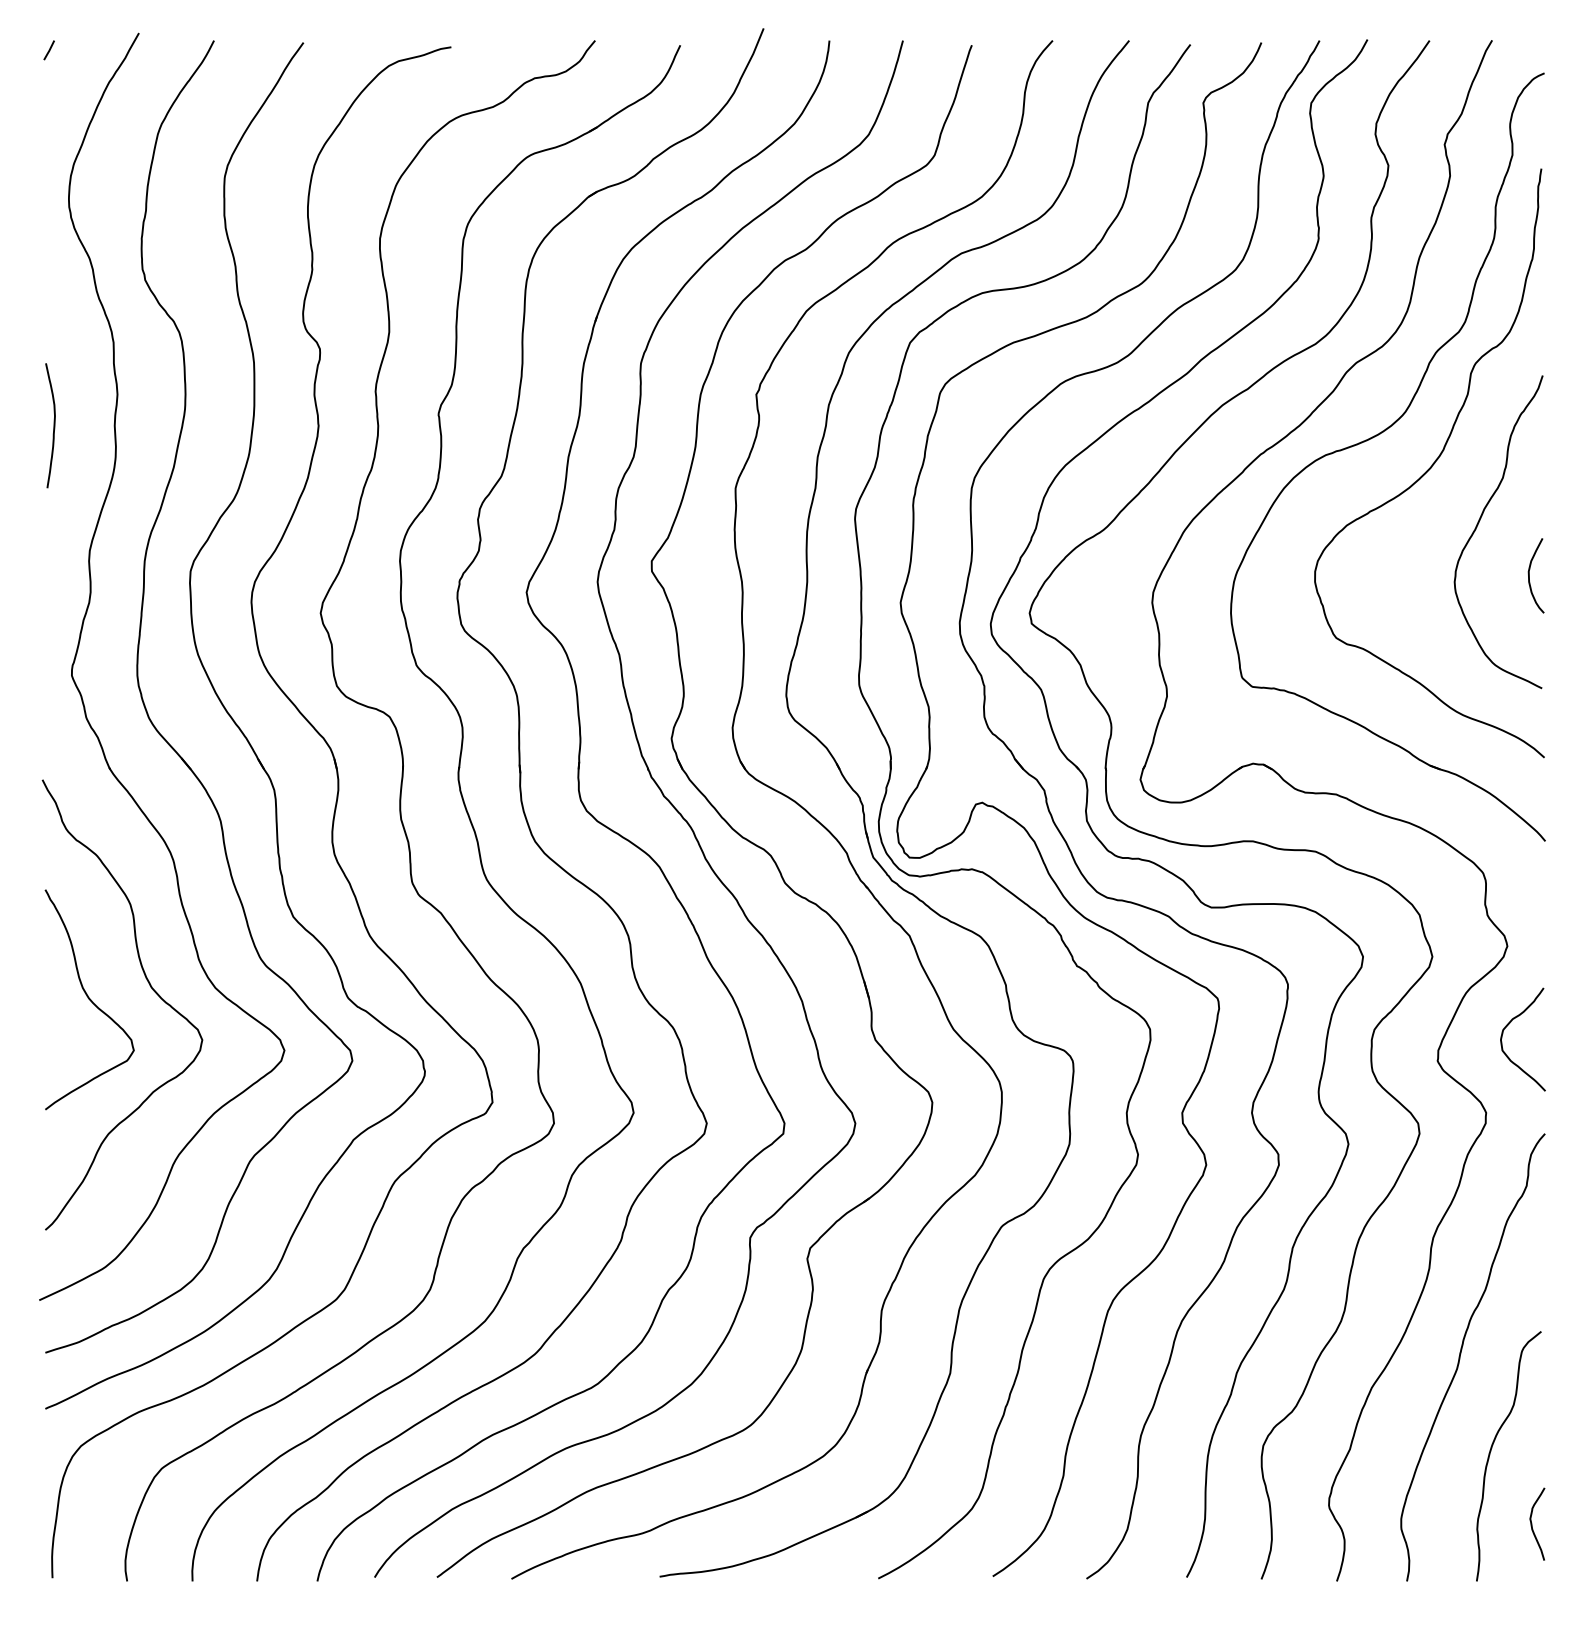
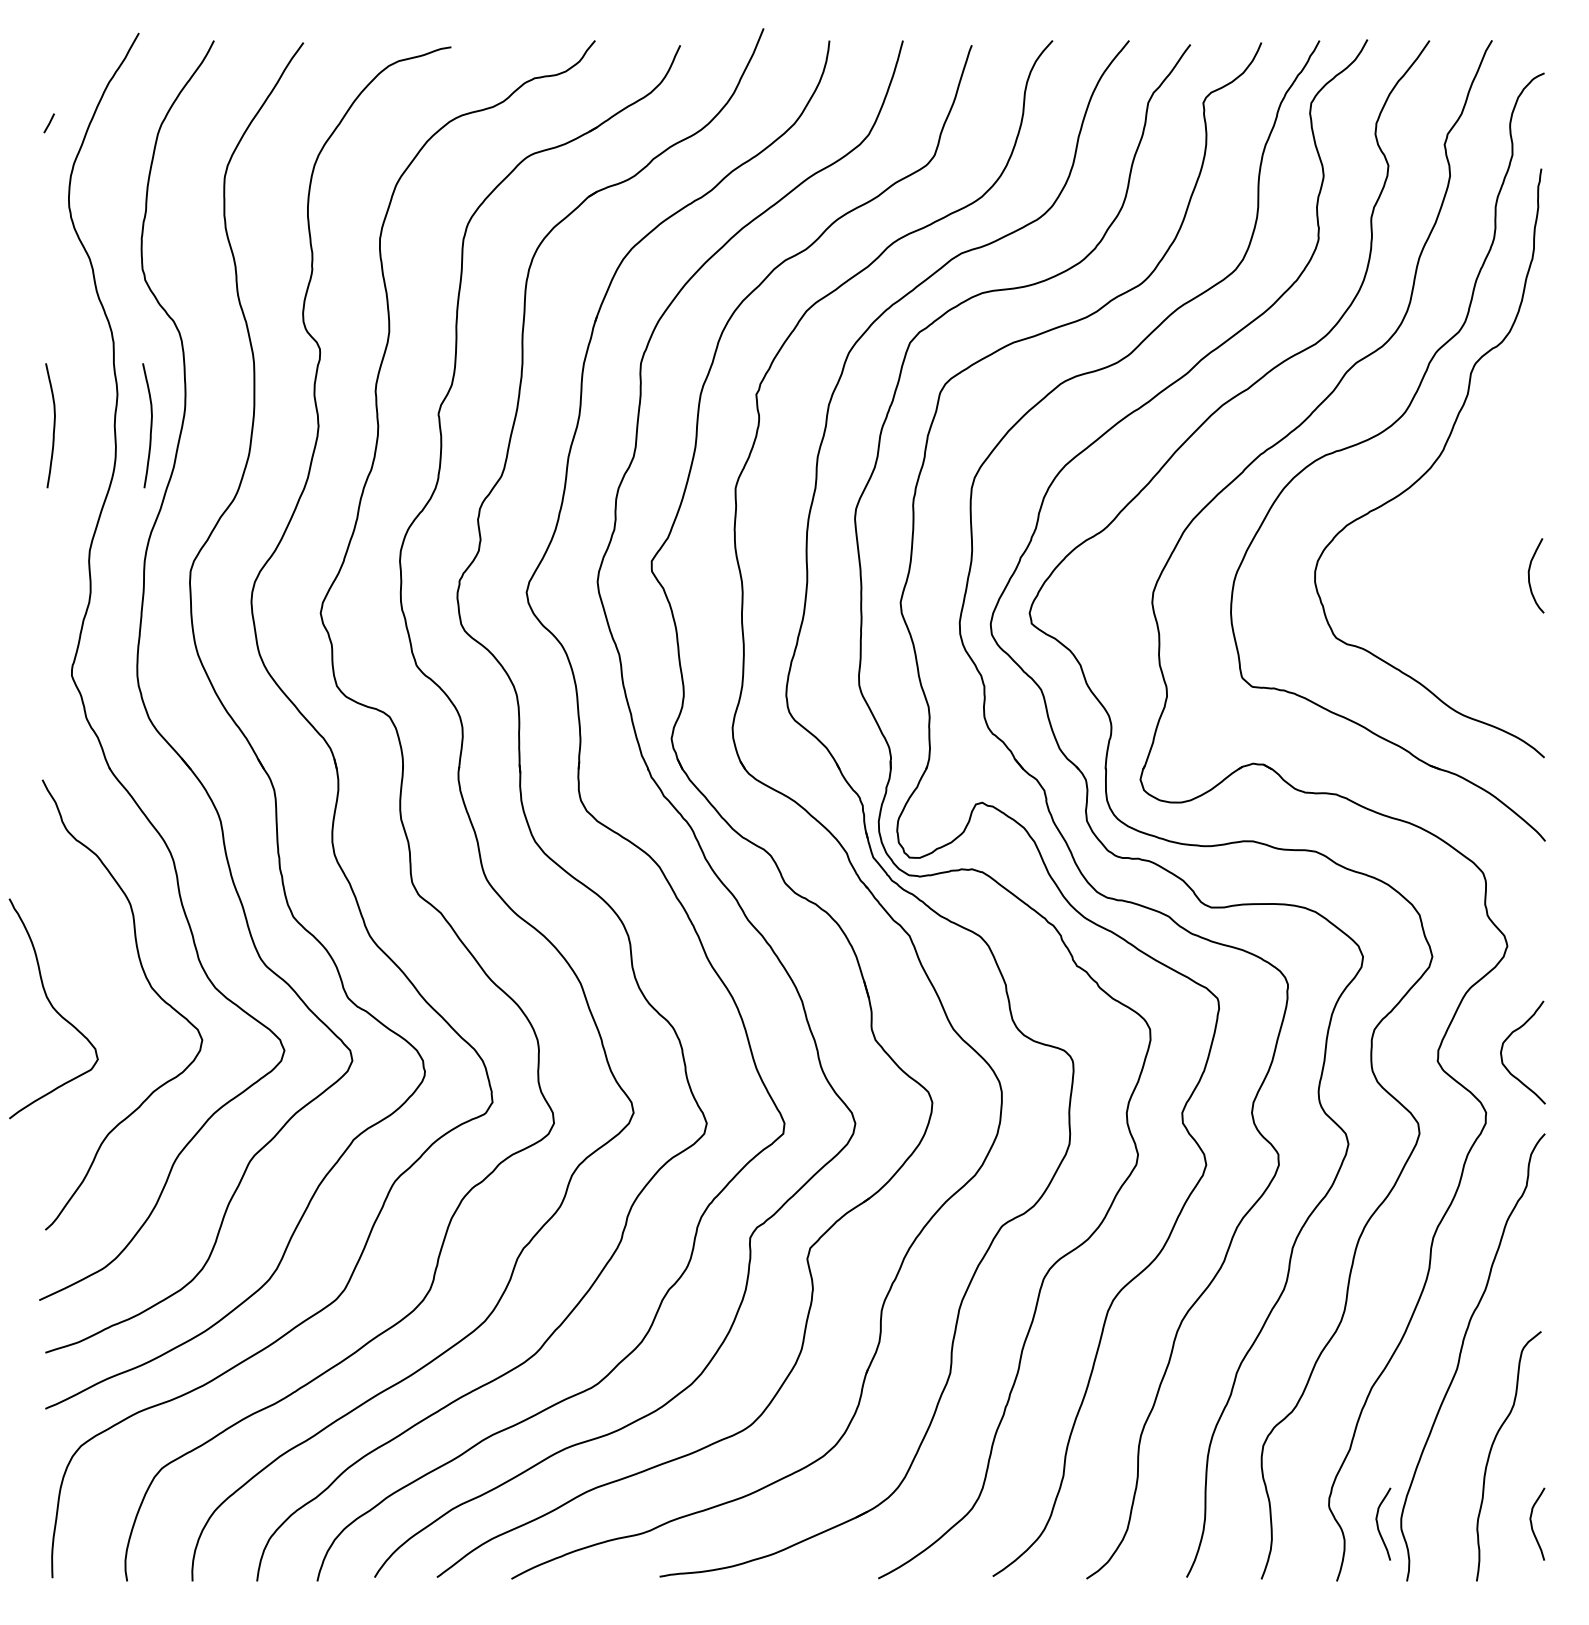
line position: (48, 50) -> (48, 123) (48, 123)
curve: none -> present (150, 425)
curve: present -> none (1478, 525)
curve position: (89, 999) -> (53, 1008) (53, 1008)
curve position: (1508, 1025) -> (1508, 1038) (1508, 1038)
curve: none -> present (1378, 1523)
